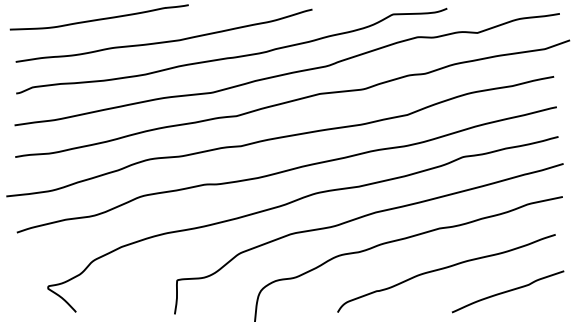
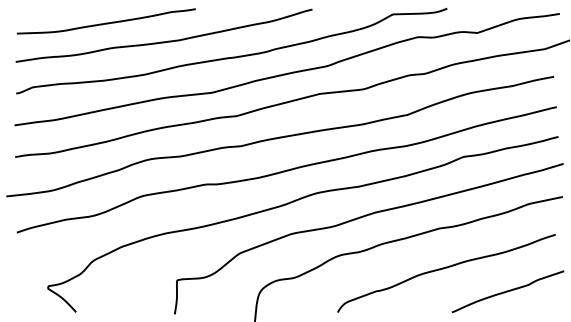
curve position: (98, 18) -> (105, 22) (105, 22)
